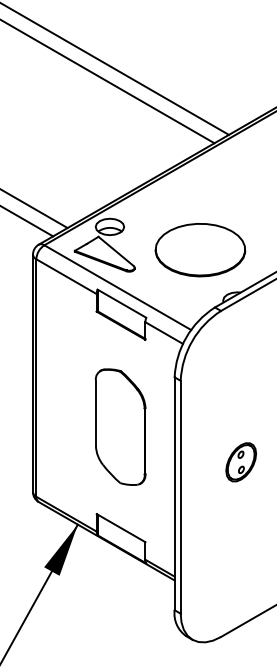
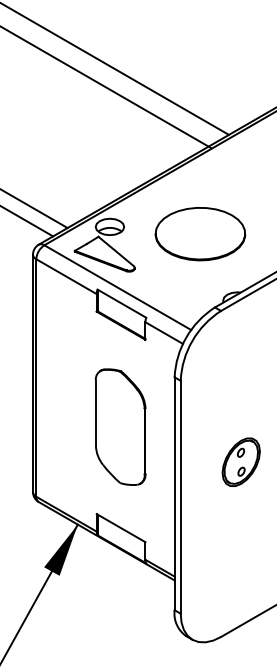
line position: (108, 81) -> (106, 87) (106, 87)
part position: (200, 250) -> (200, 234) (200, 234)
part size: 32x41 px -> 40x50 px (240, 461)
